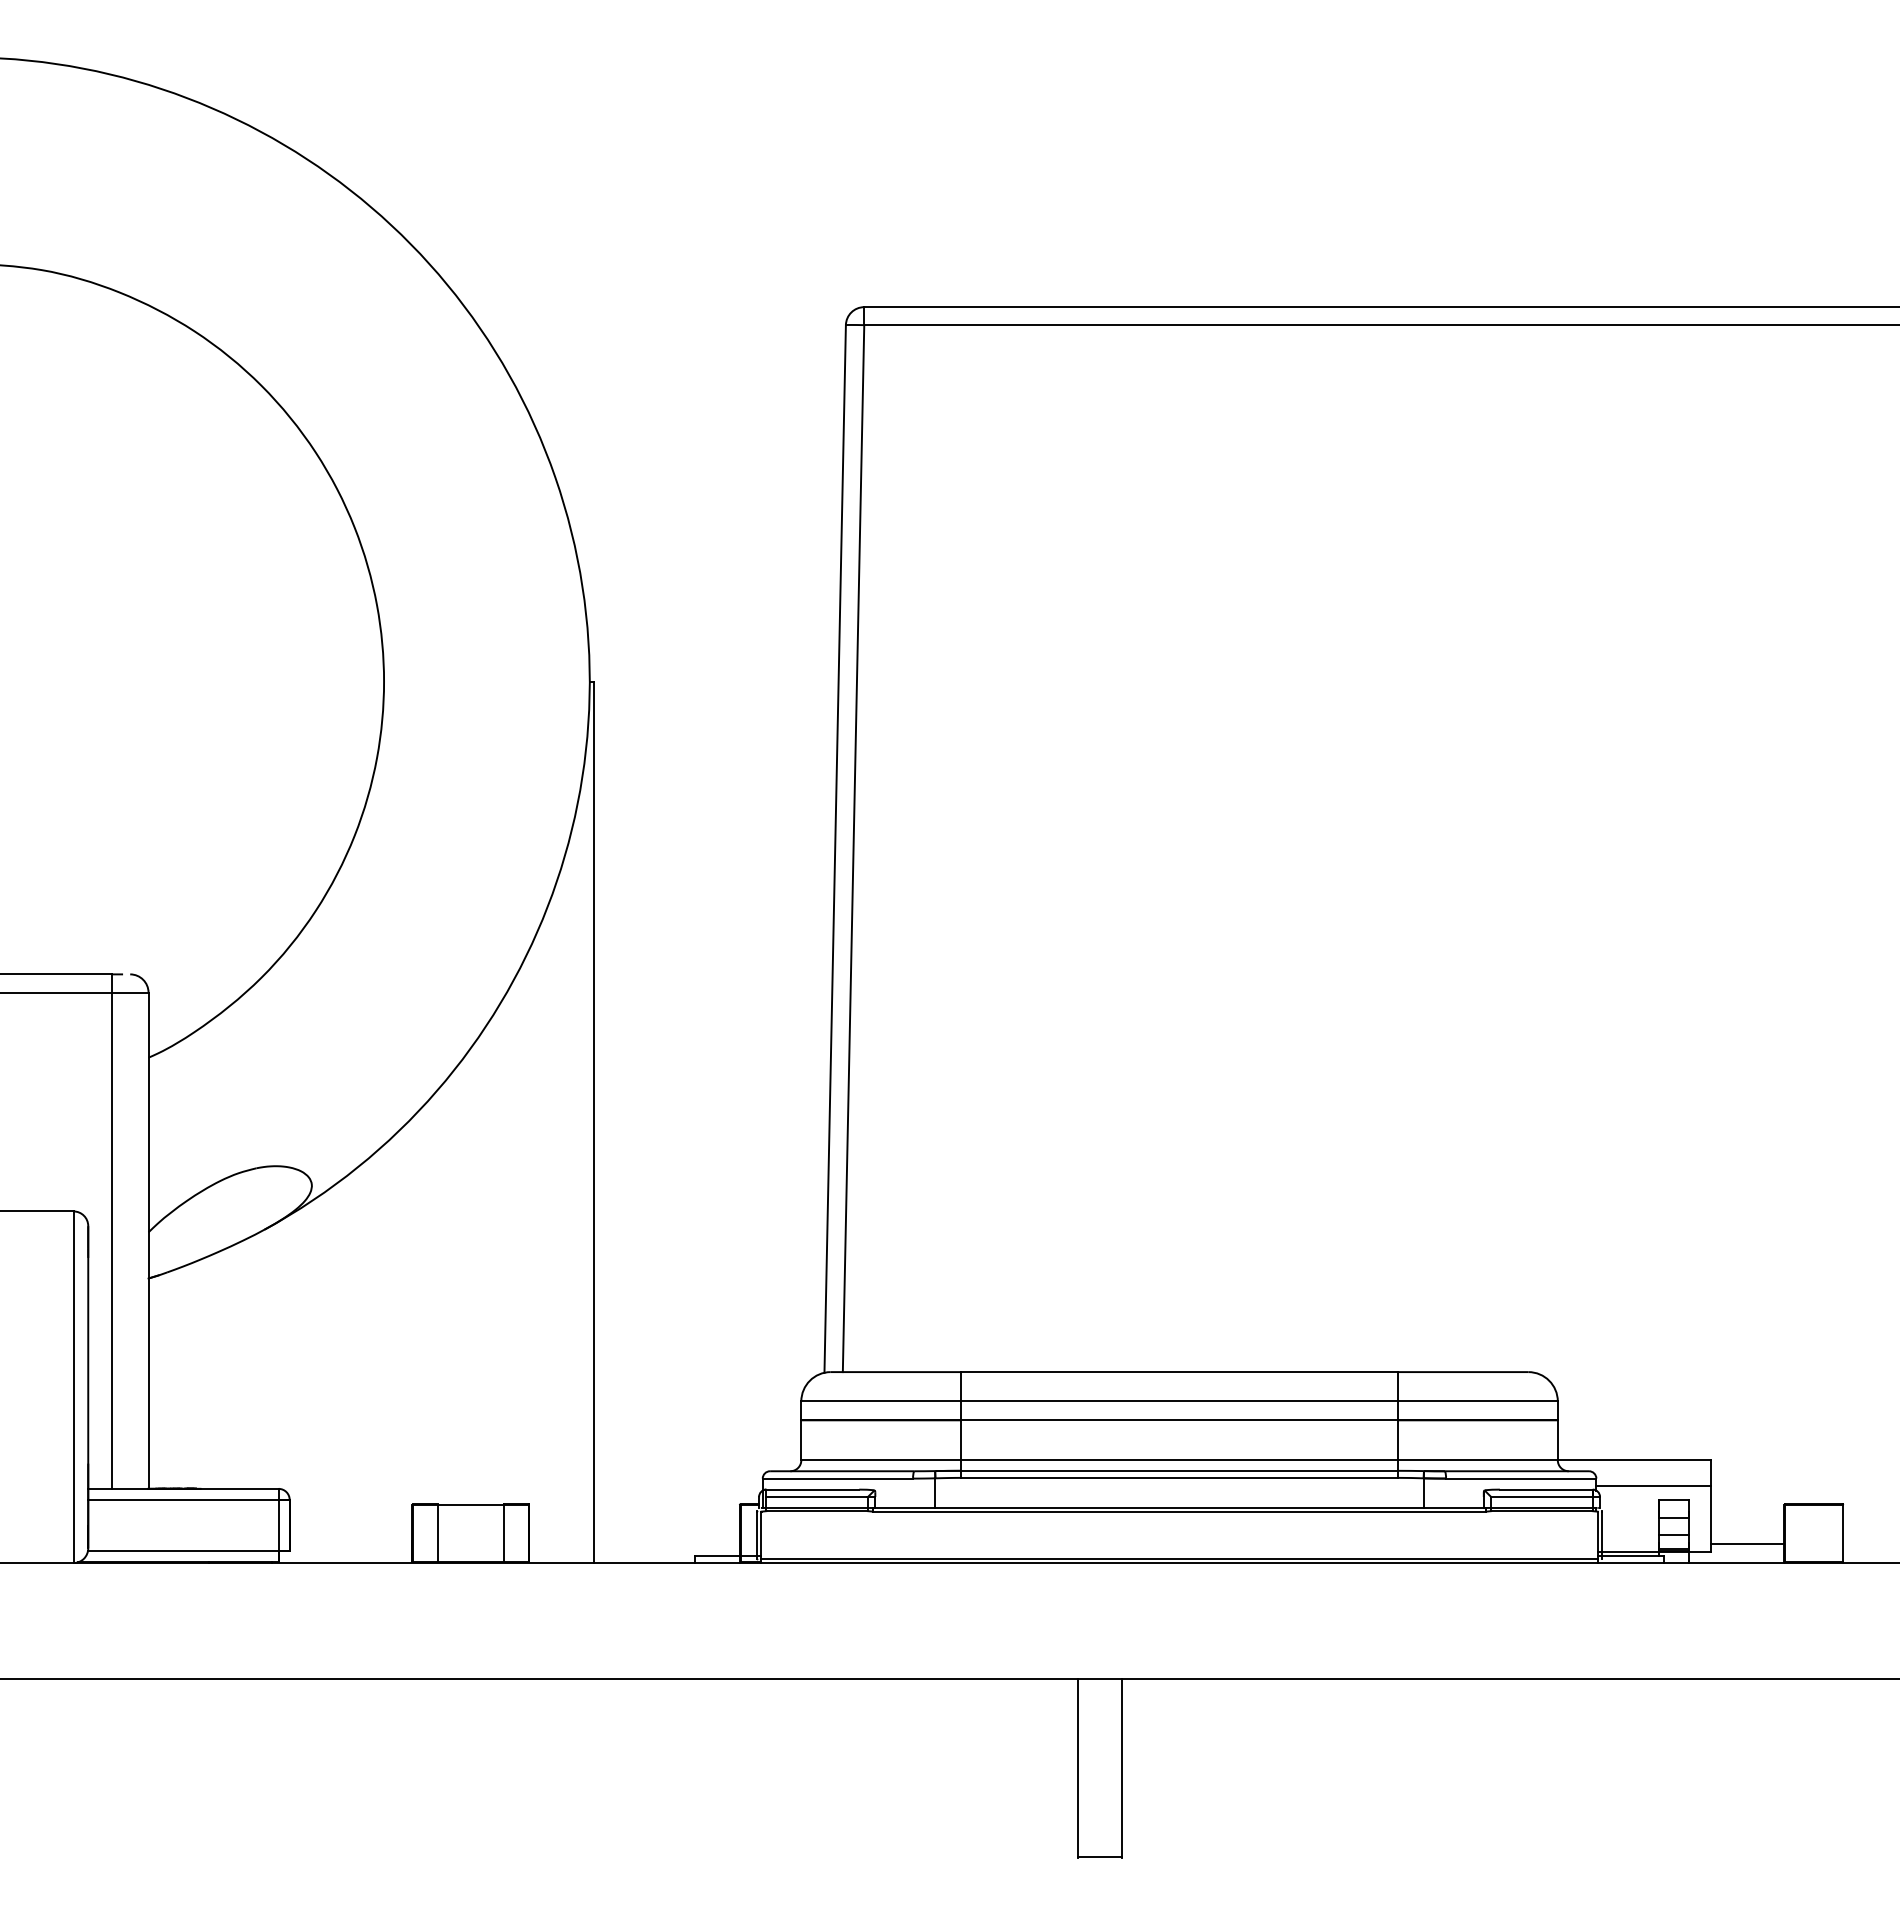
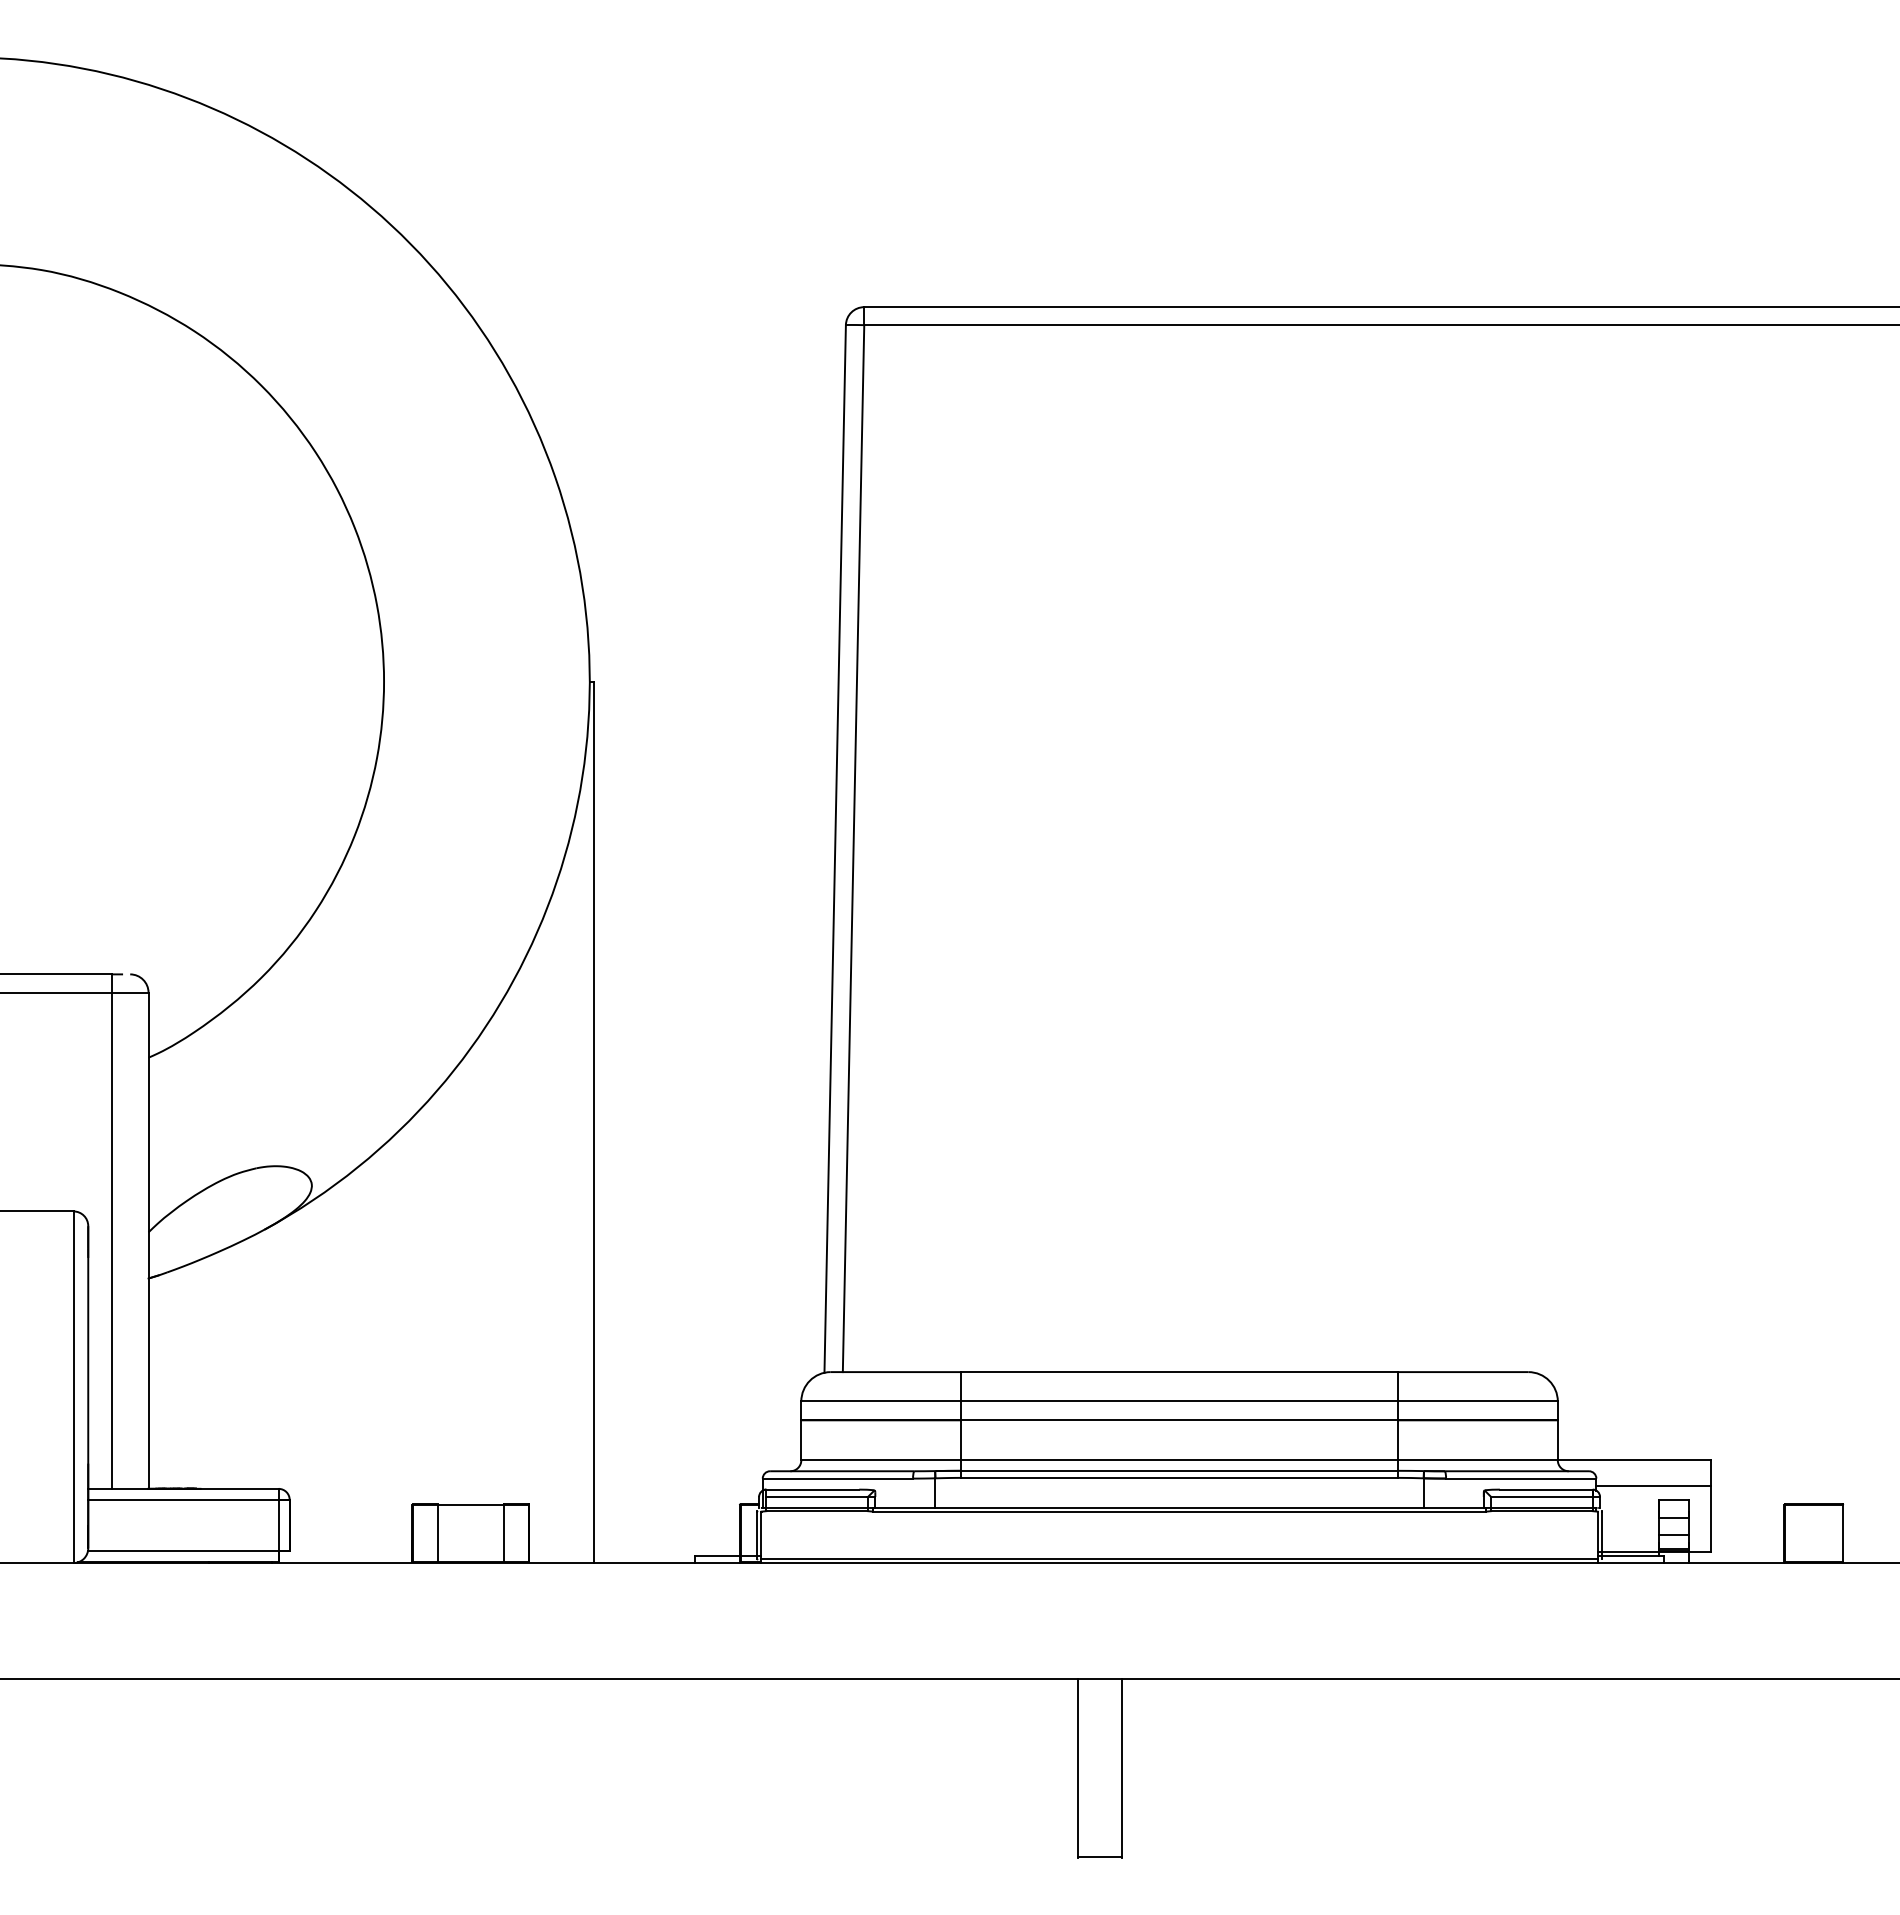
line: present -> none (1747, 1544)
